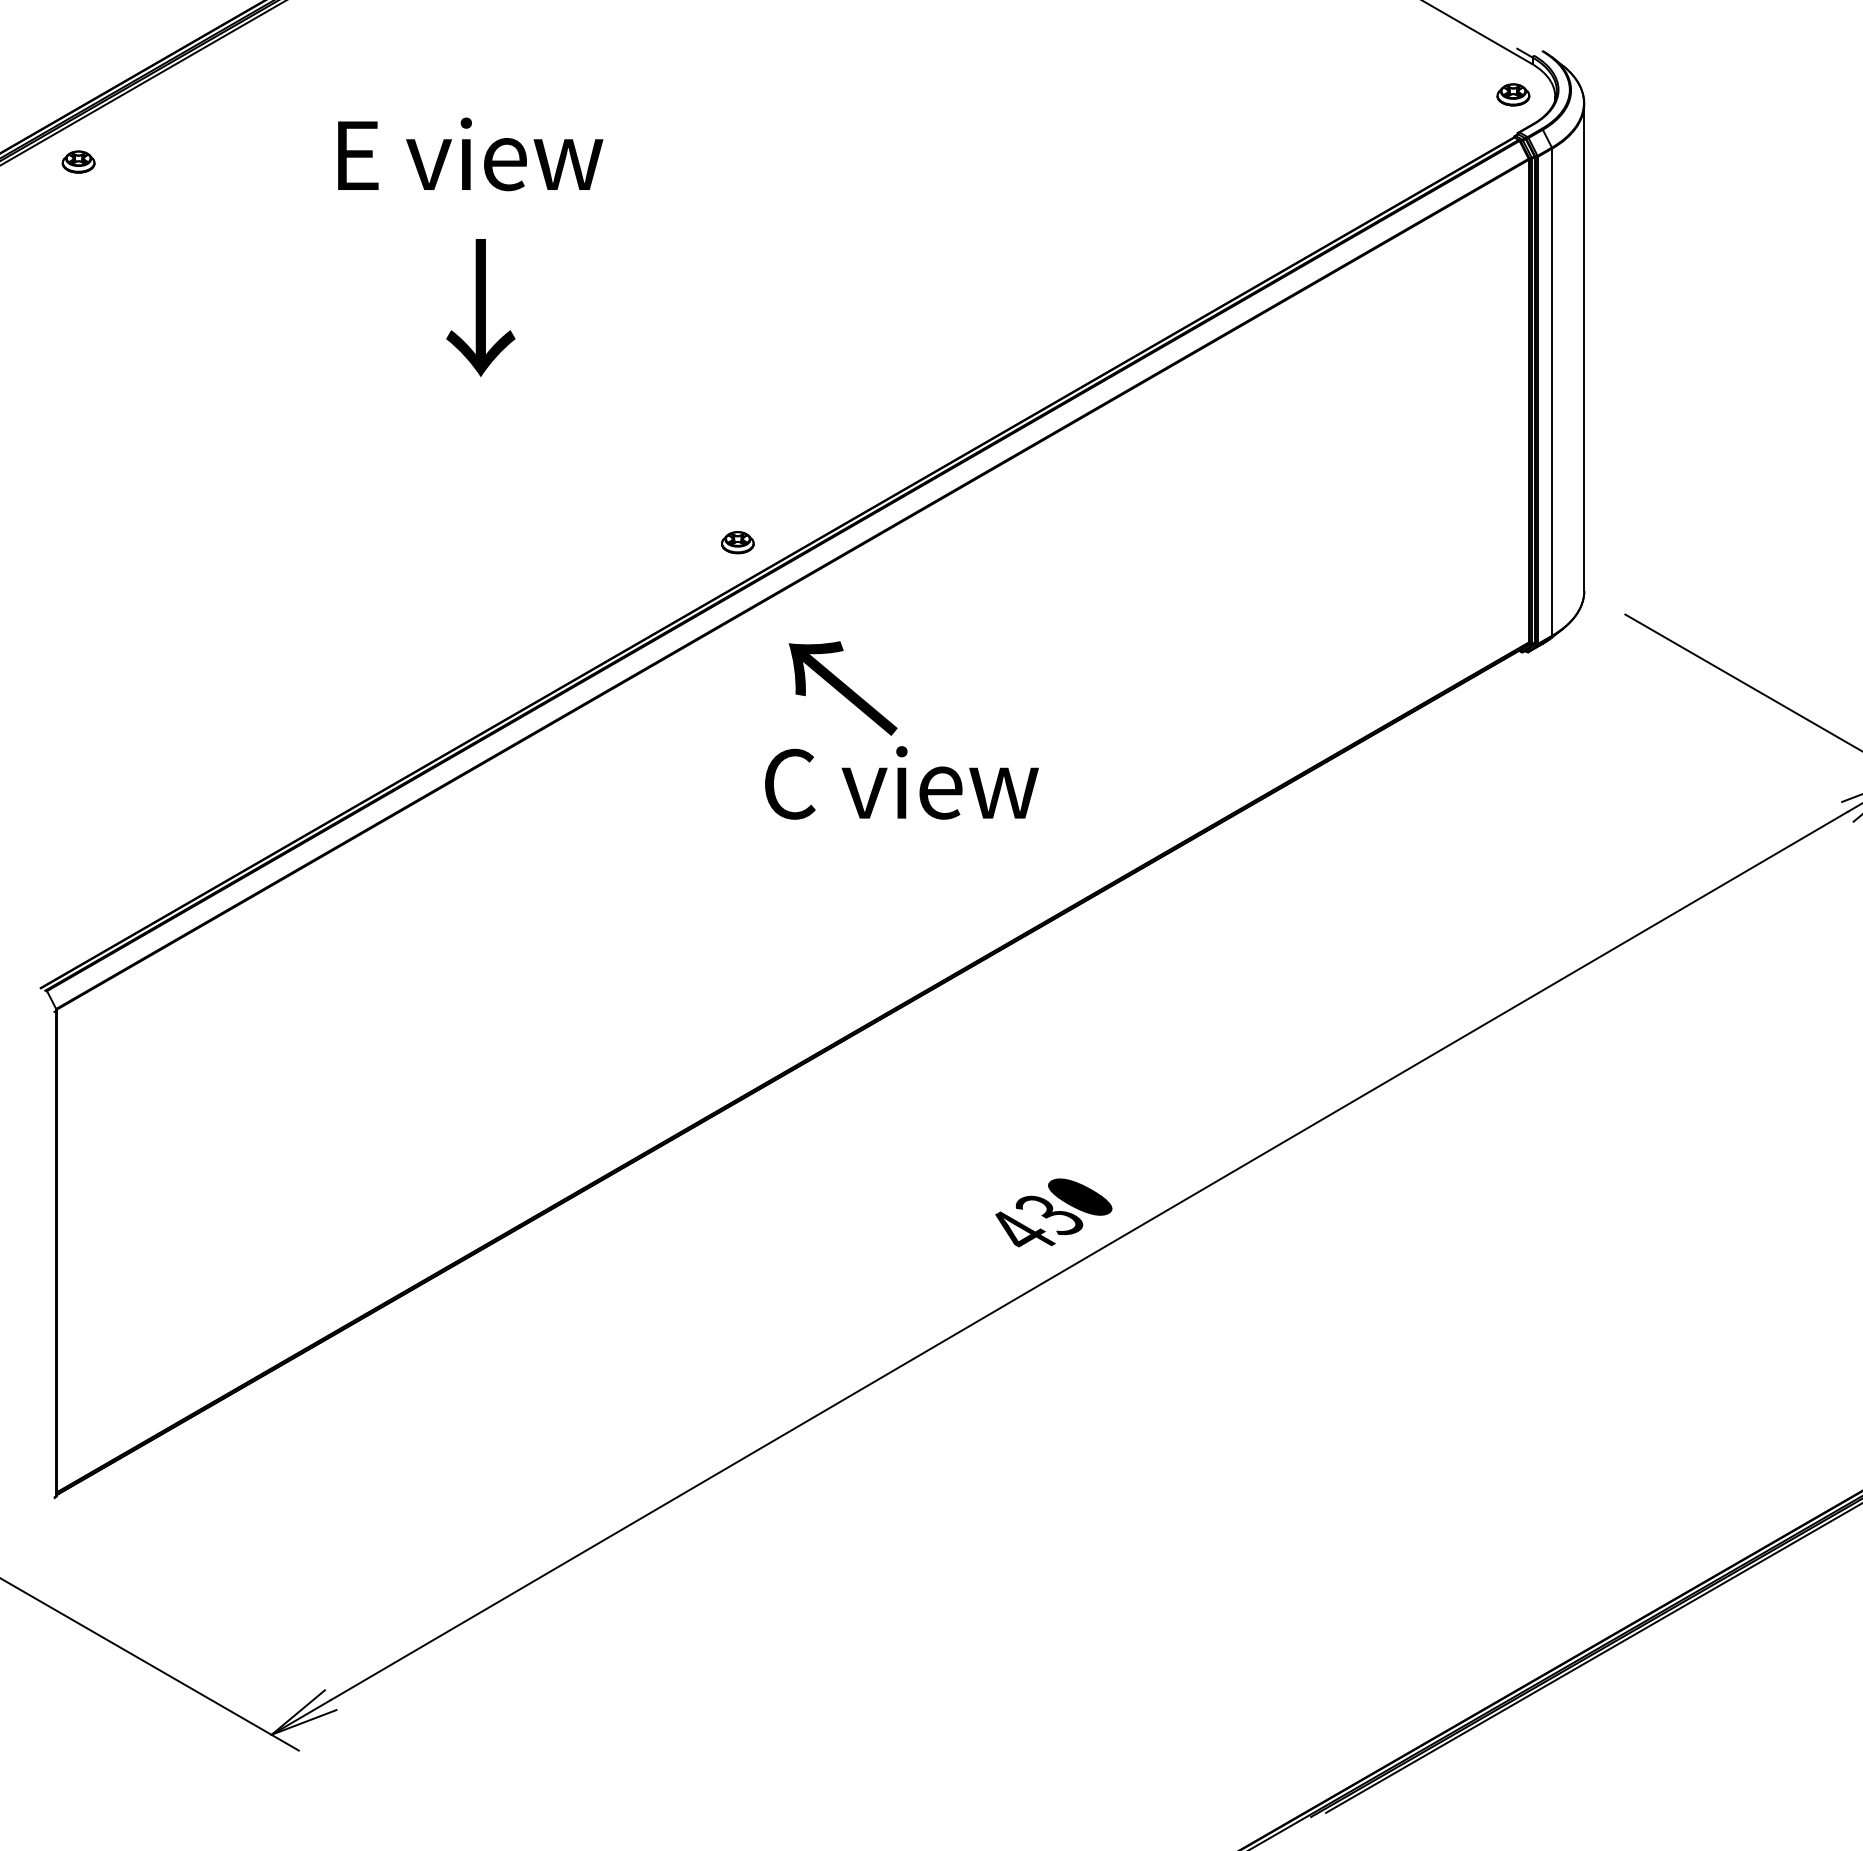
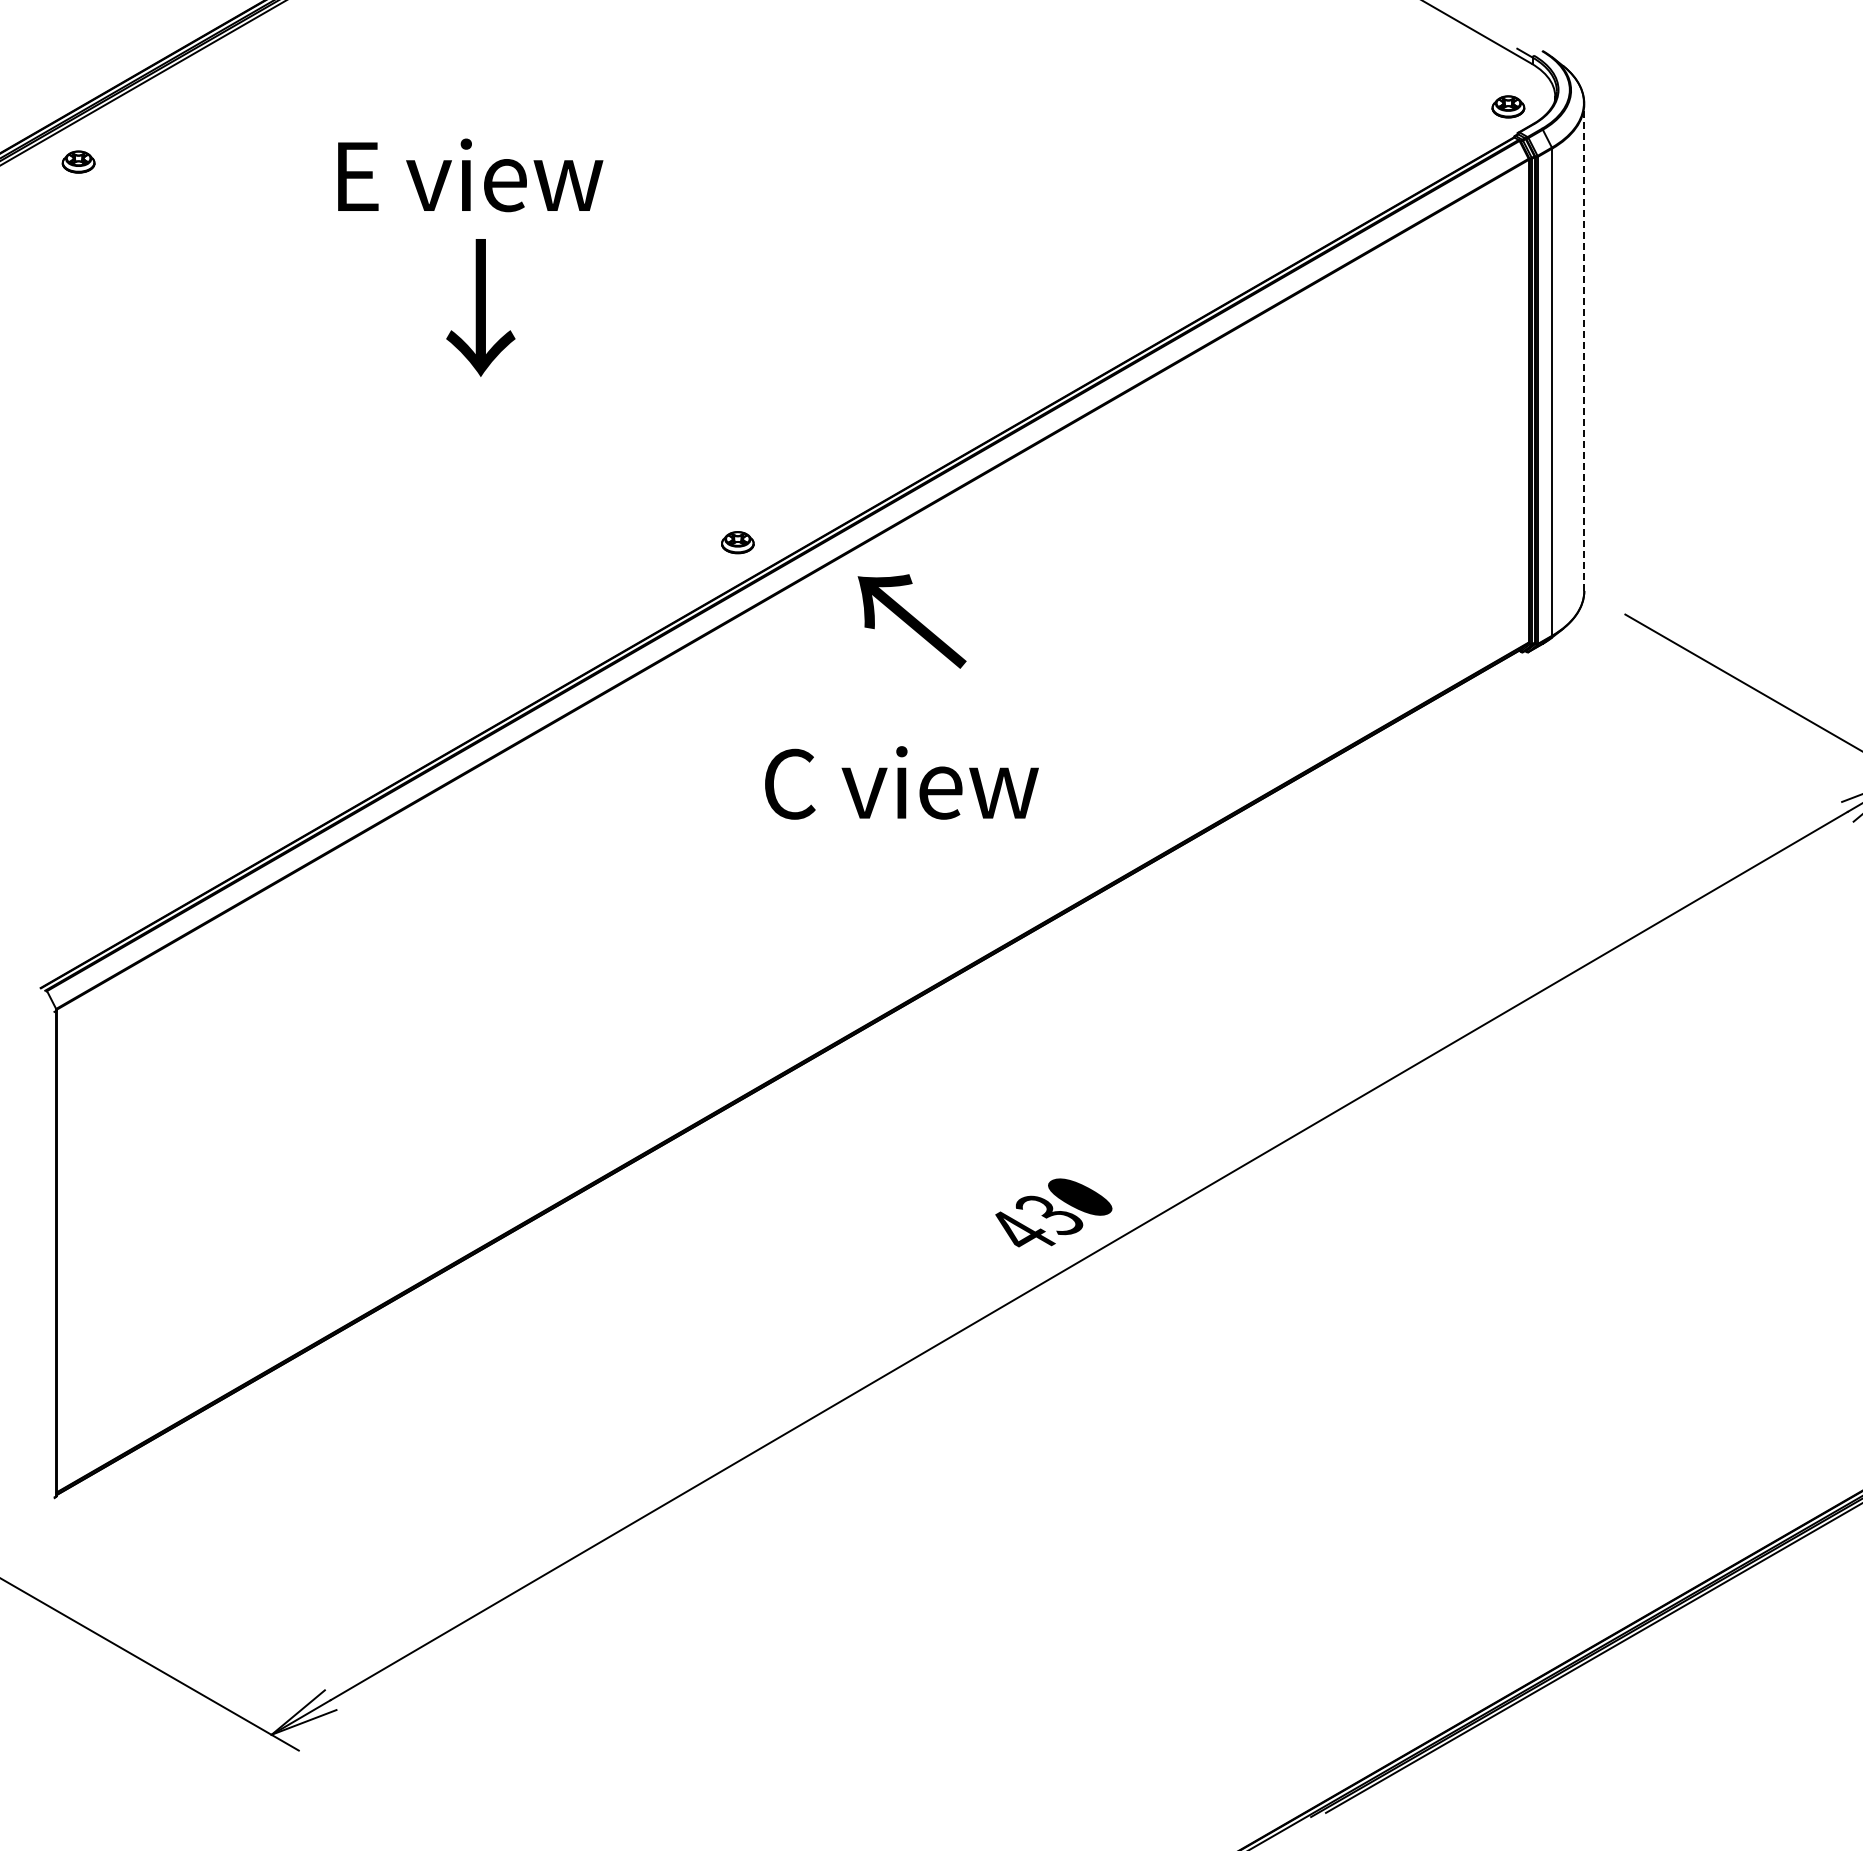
part position: (1513, 94) -> (1508, 106) (1508, 106)
text position: (470, 154) -> (470, 175) (470, 175)
line: solid -> dashed (1584, 347)
text position: (842, 688) -> (911, 621) (911, 621)
